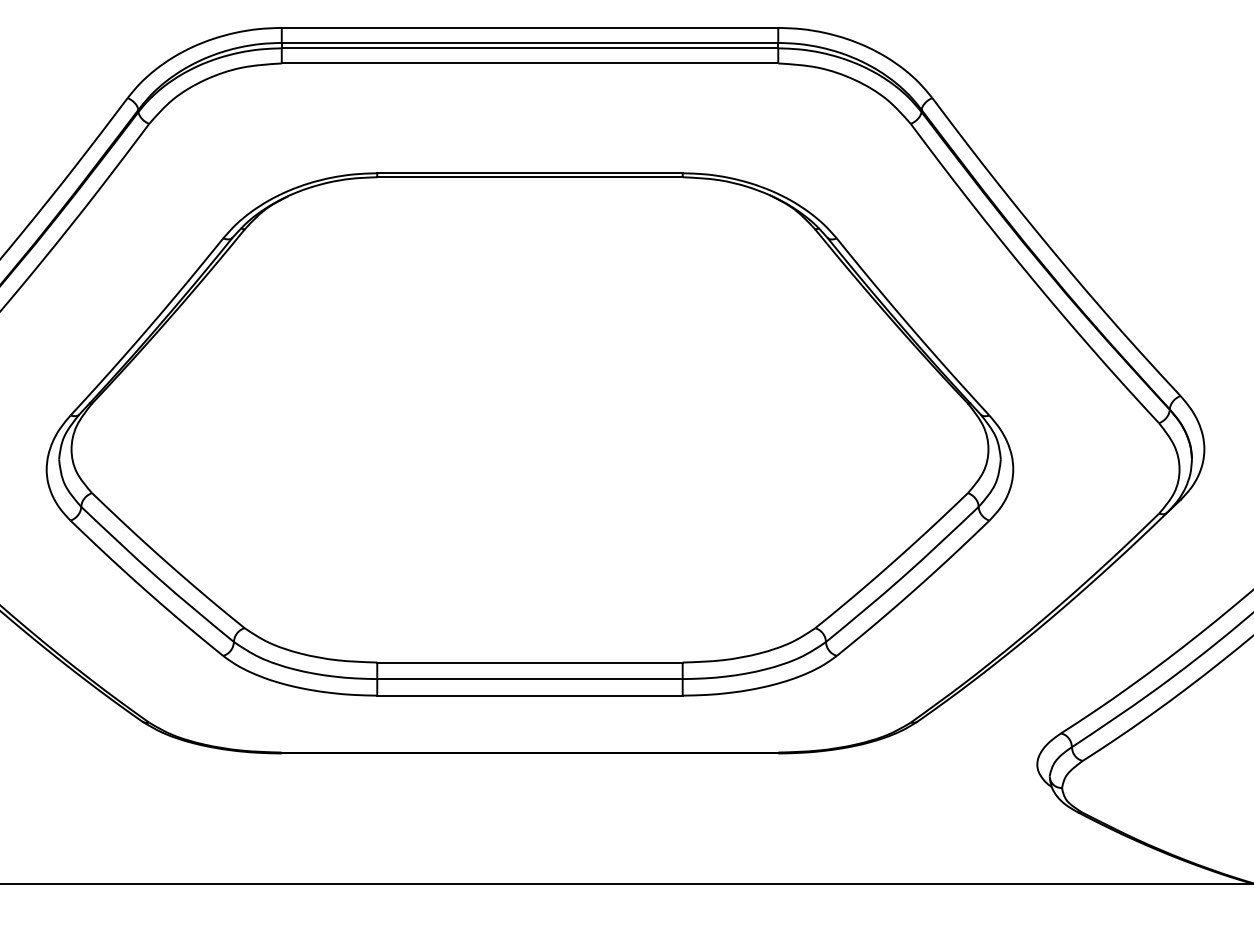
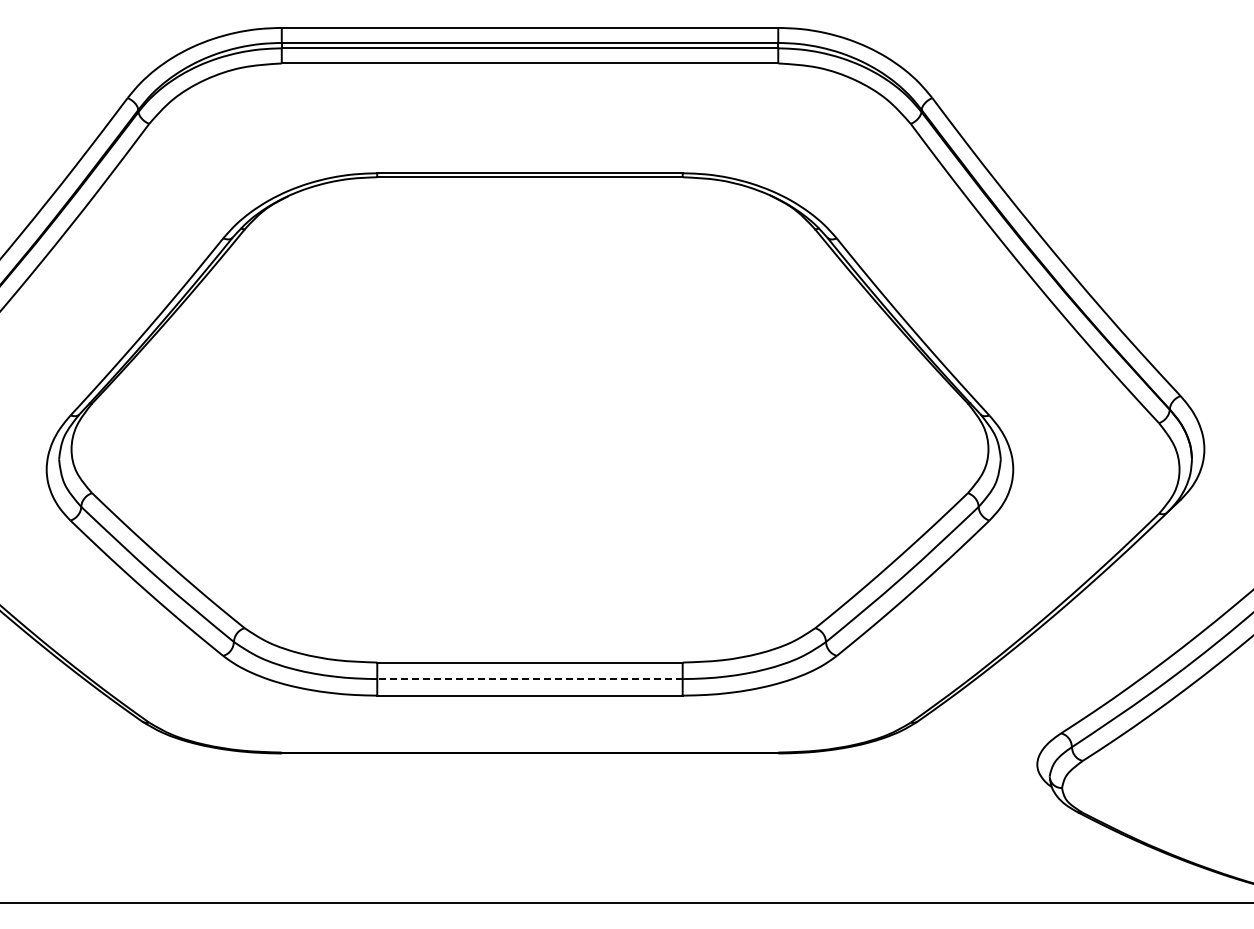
line: solid -> dashed (529, 679)
line position: (626, 883) -> (626, 902) (626, 902)
